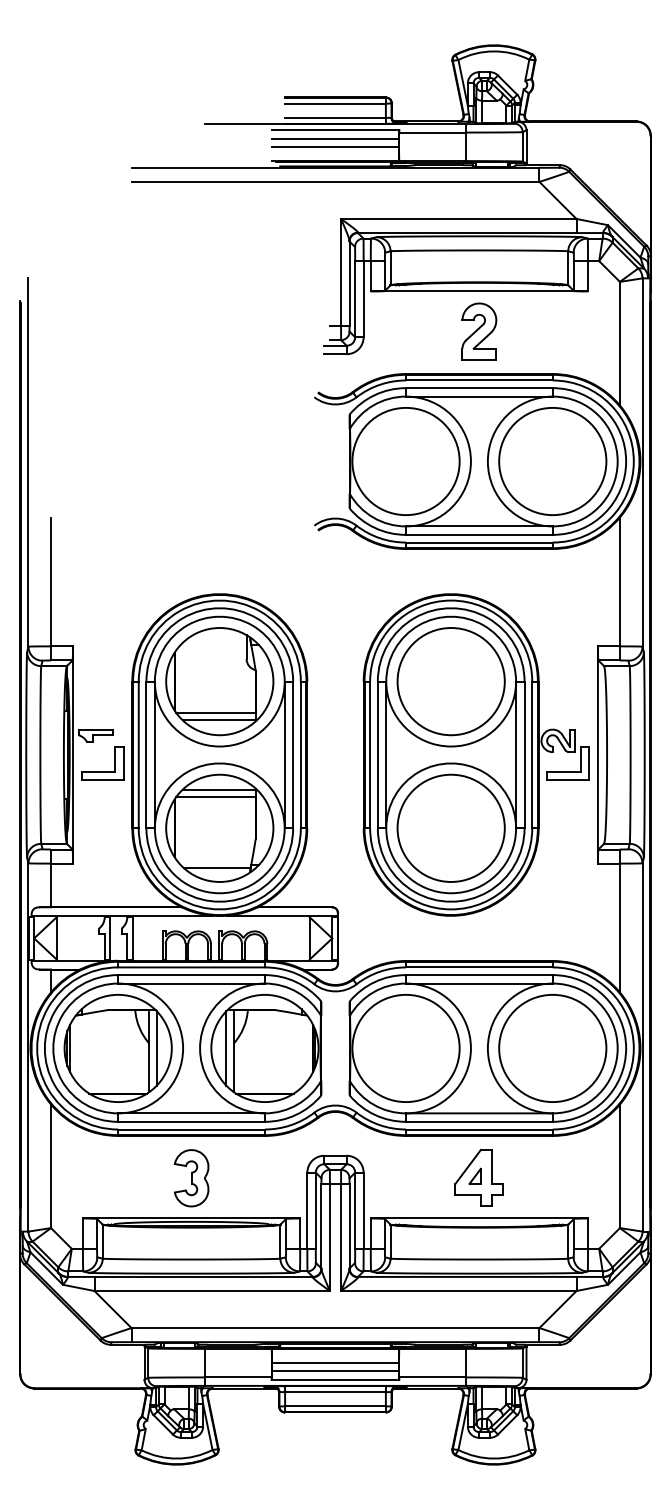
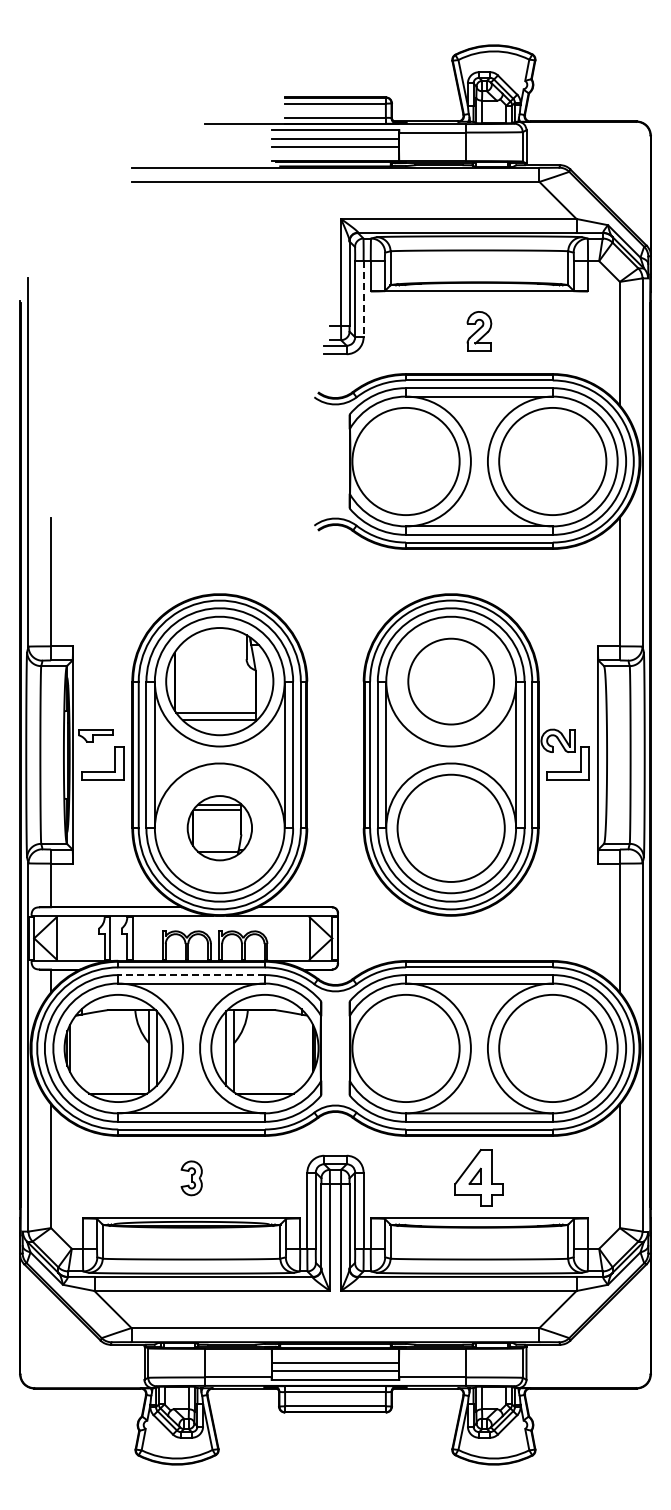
line: solid -> dashed (363, 299)
part size: 37x59 px -> 27x41 px (479, 331)
circle diameter: 107 px -> 86 px (451, 681)
part size: 110x110 px -> 67x67 px (219, 828)
line: solid -> dashed (191, 975)
part size: 36x59 px -> 23x37 px (191, 1178)
